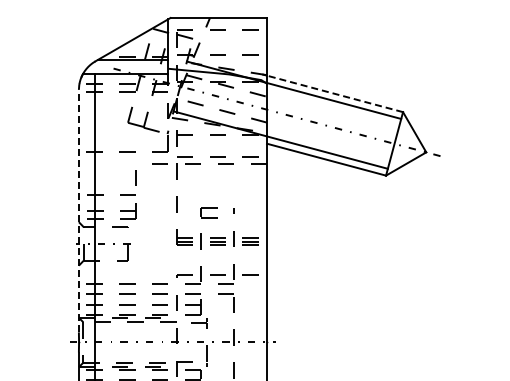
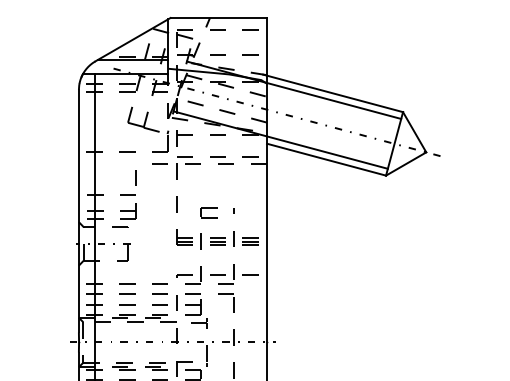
line: dashed -> solid (334, 93)
line: dashed -> solid (78, 210)
